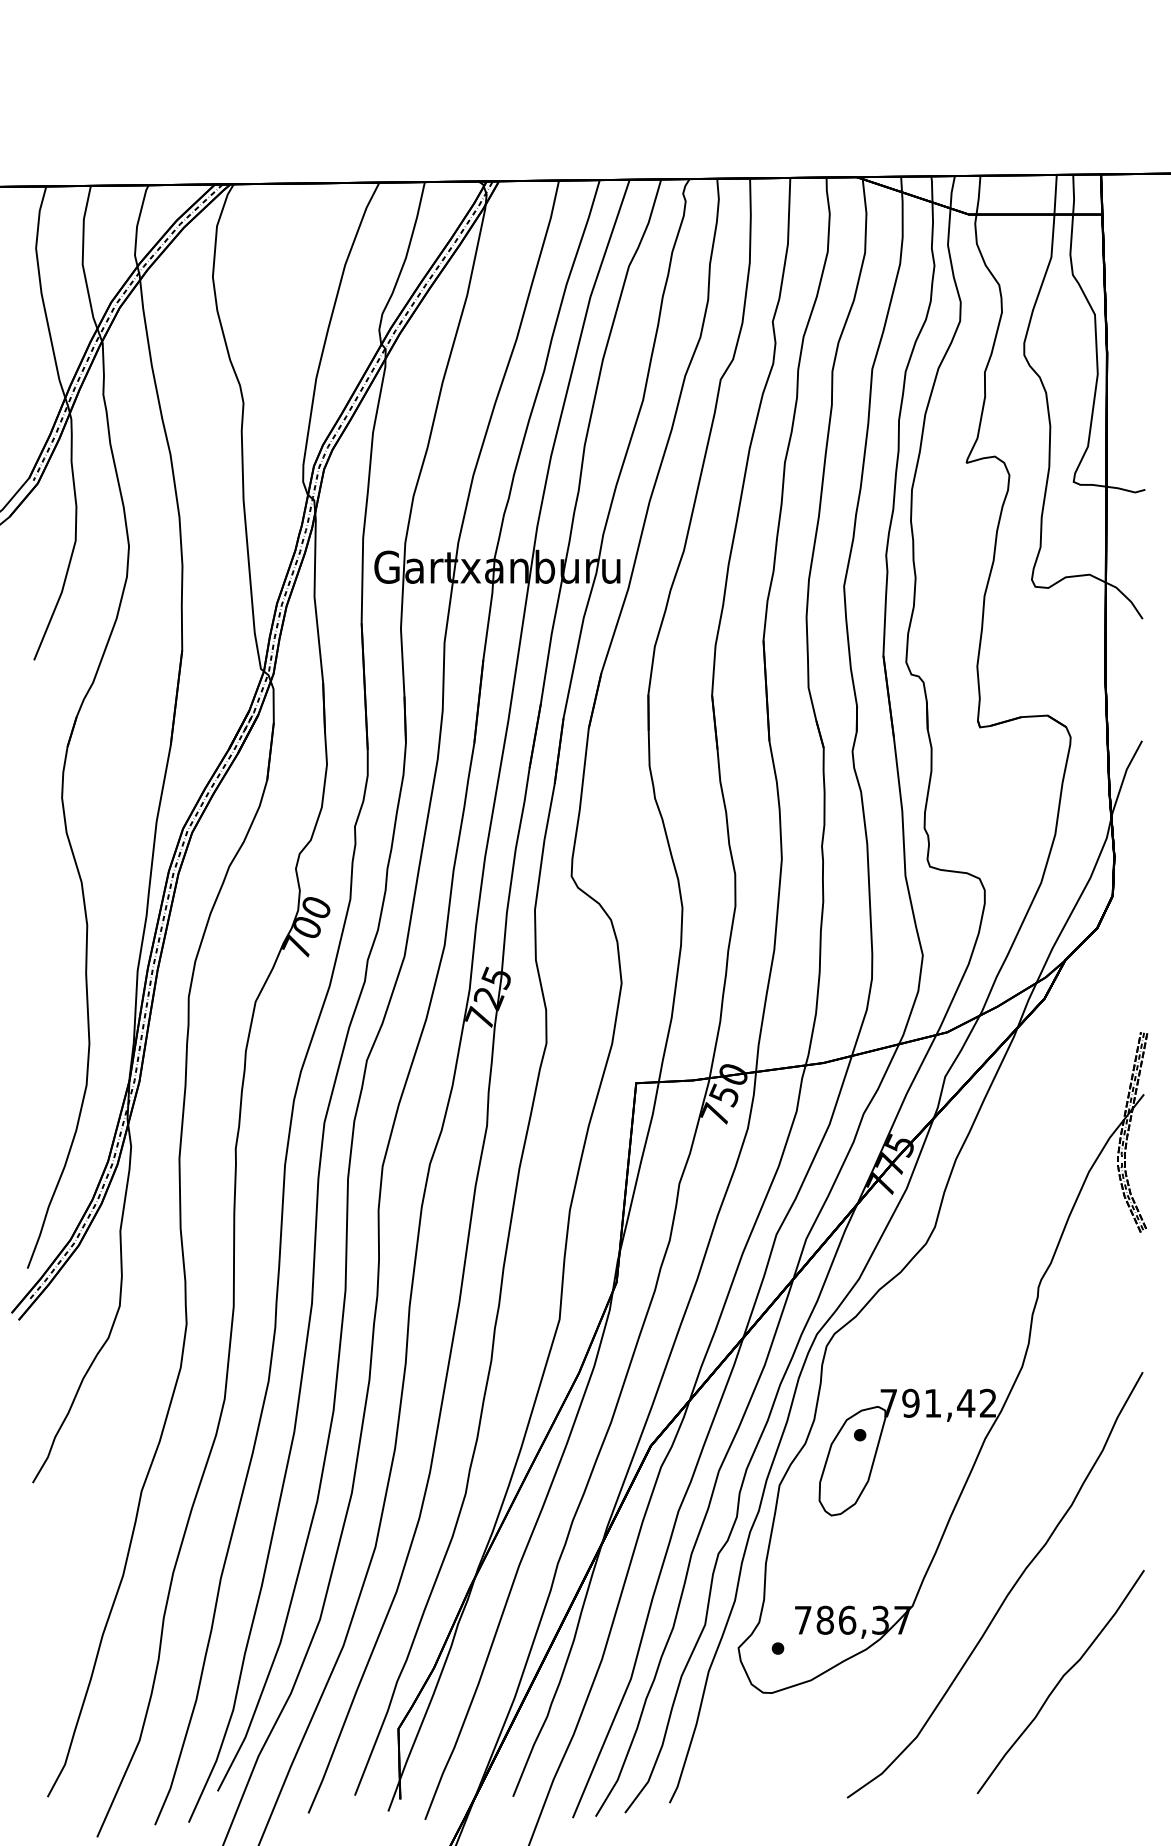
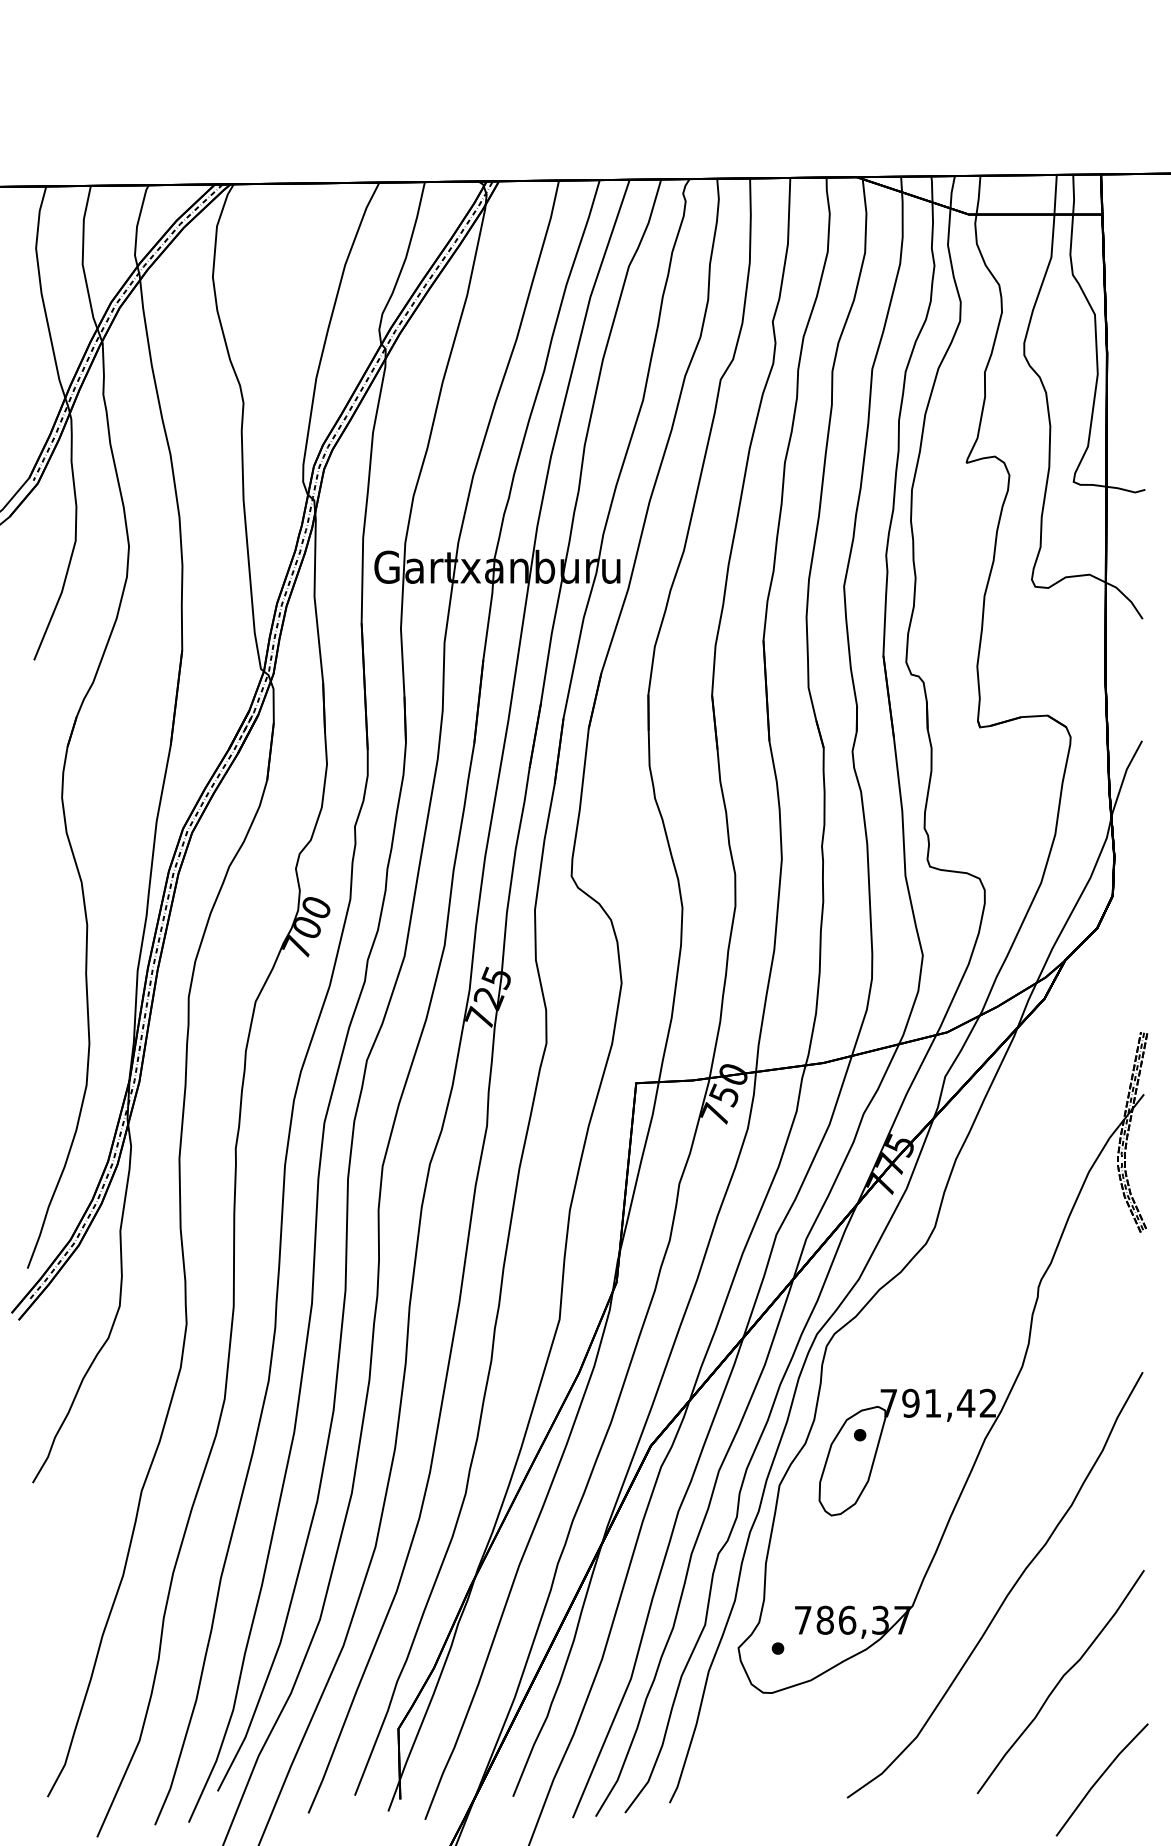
line: none -> present (1100, 1778)
